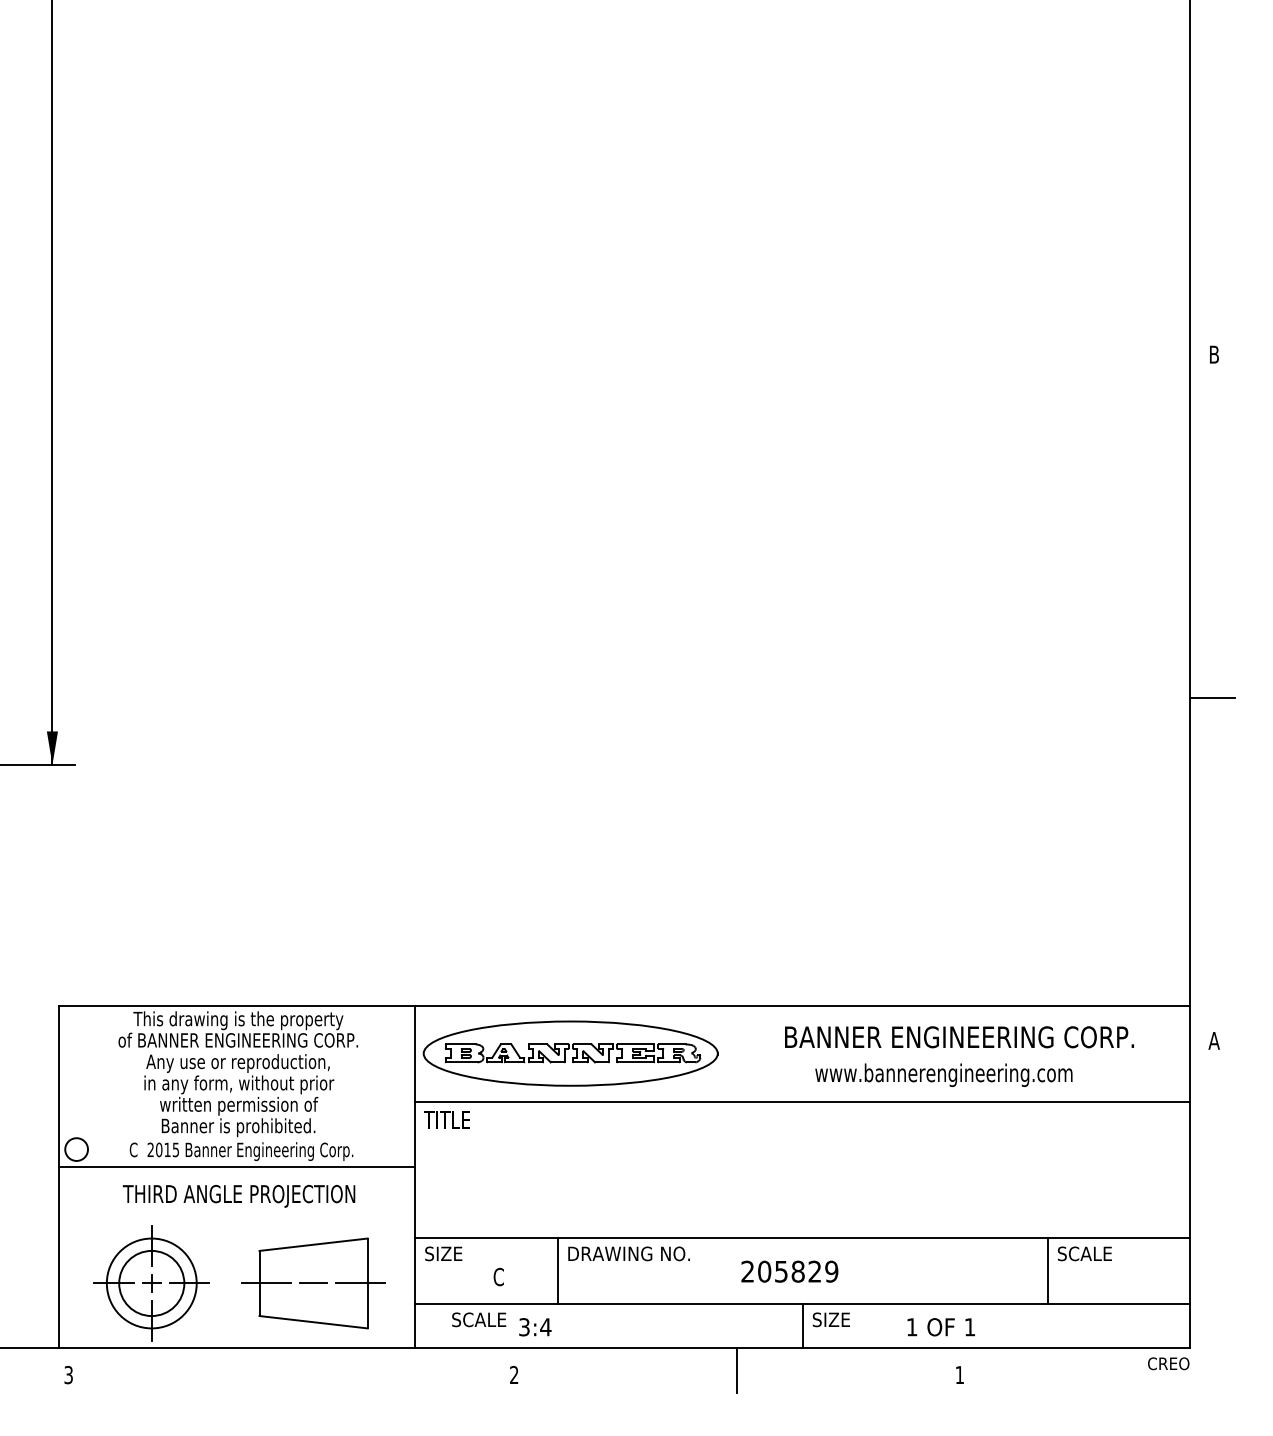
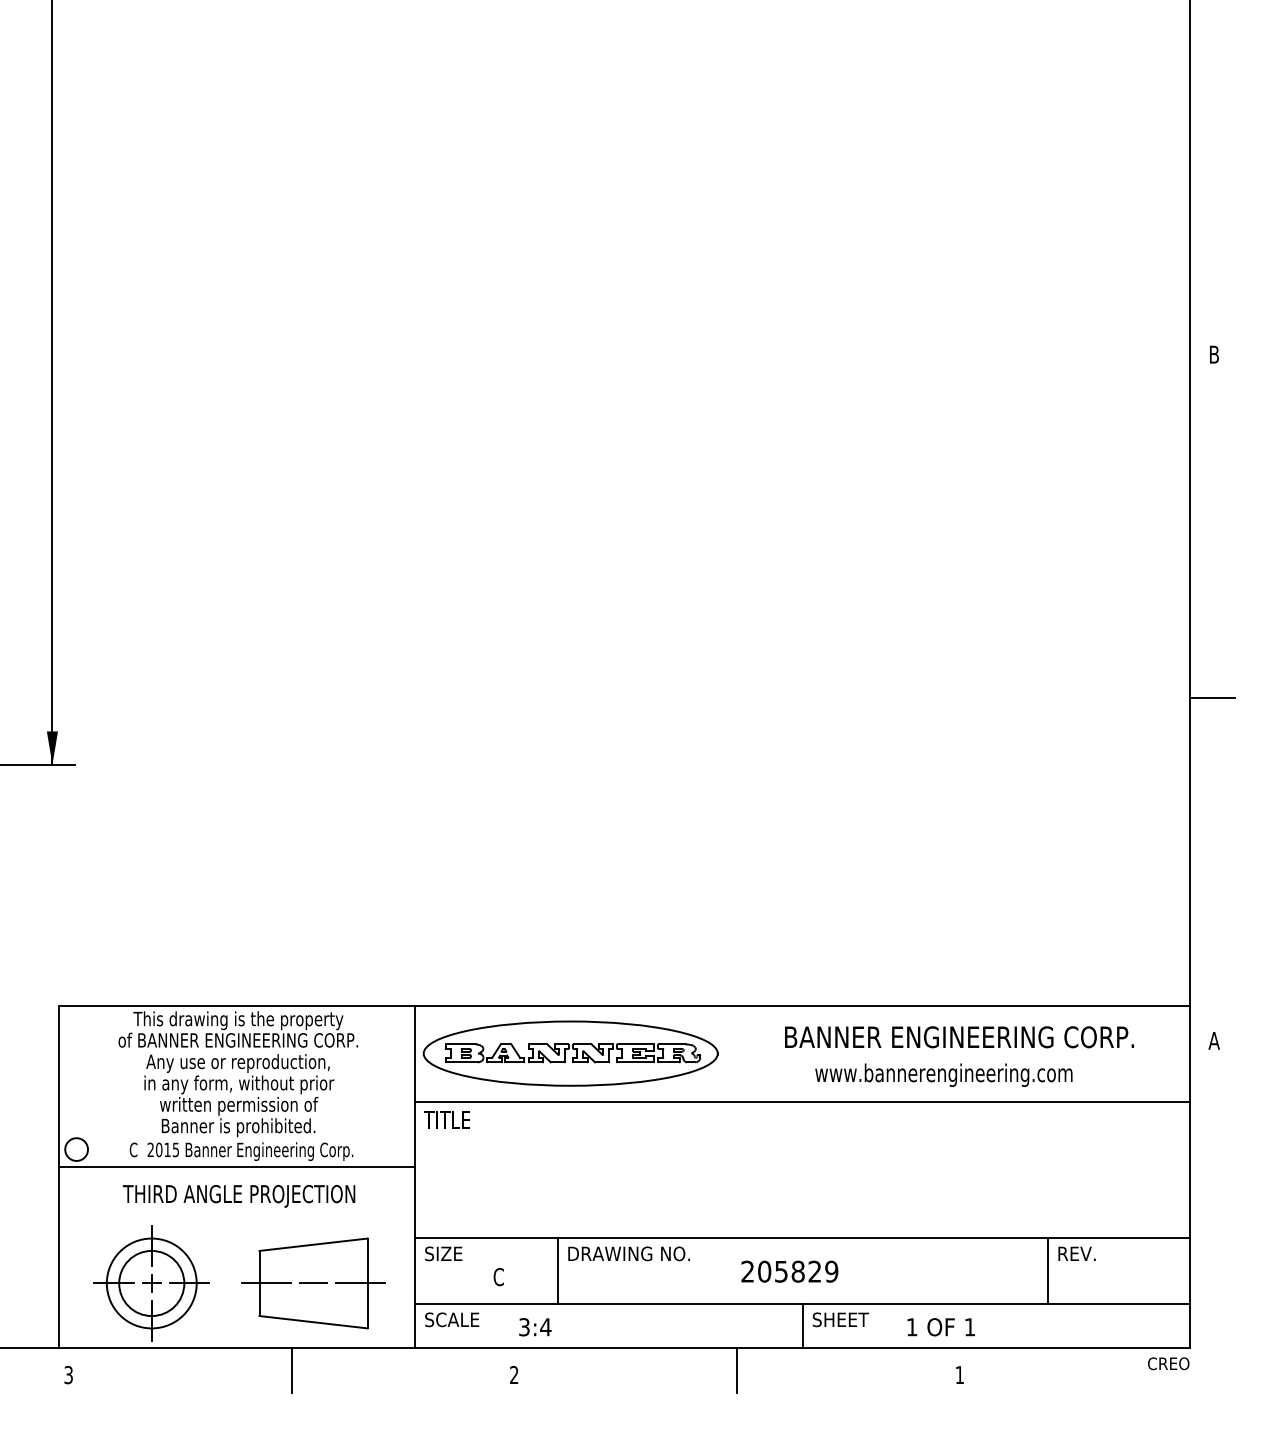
text: SCALE -> REV. (1084, 1253)
text position: (479, 1319) -> (452, 1319) (452, 1319)
text: SIZE -> SHEET (847, 1319)
line: none -> present (291, 1370)
